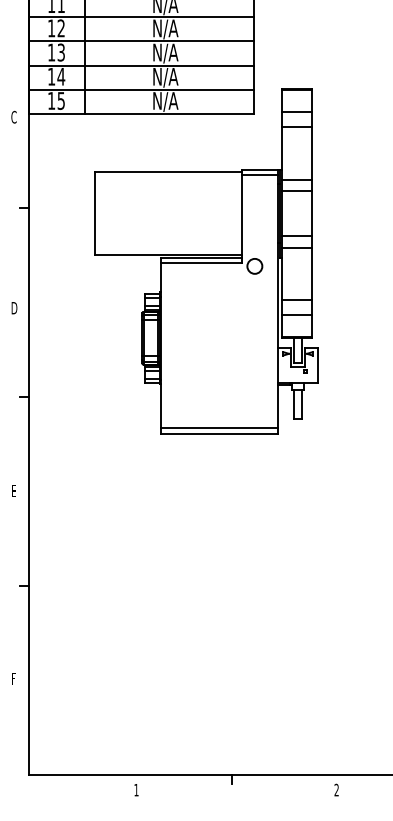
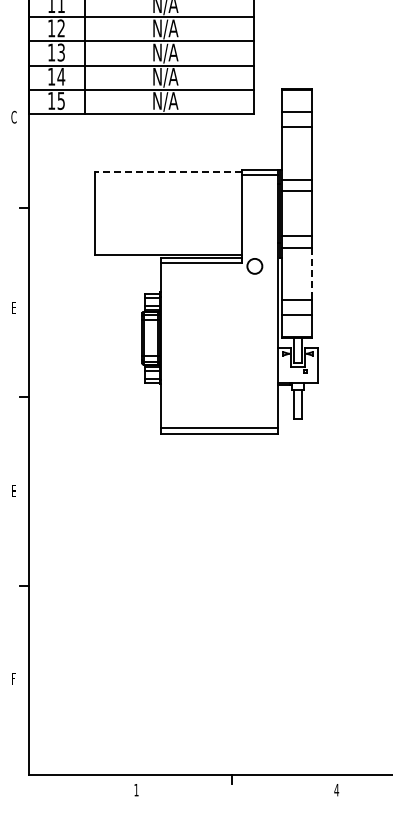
line: solid -> dashed (167, 172)
line: solid -> dashed (311, 274)
text: D -> E (14, 308)
text: 2 -> 4 (336, 789)
